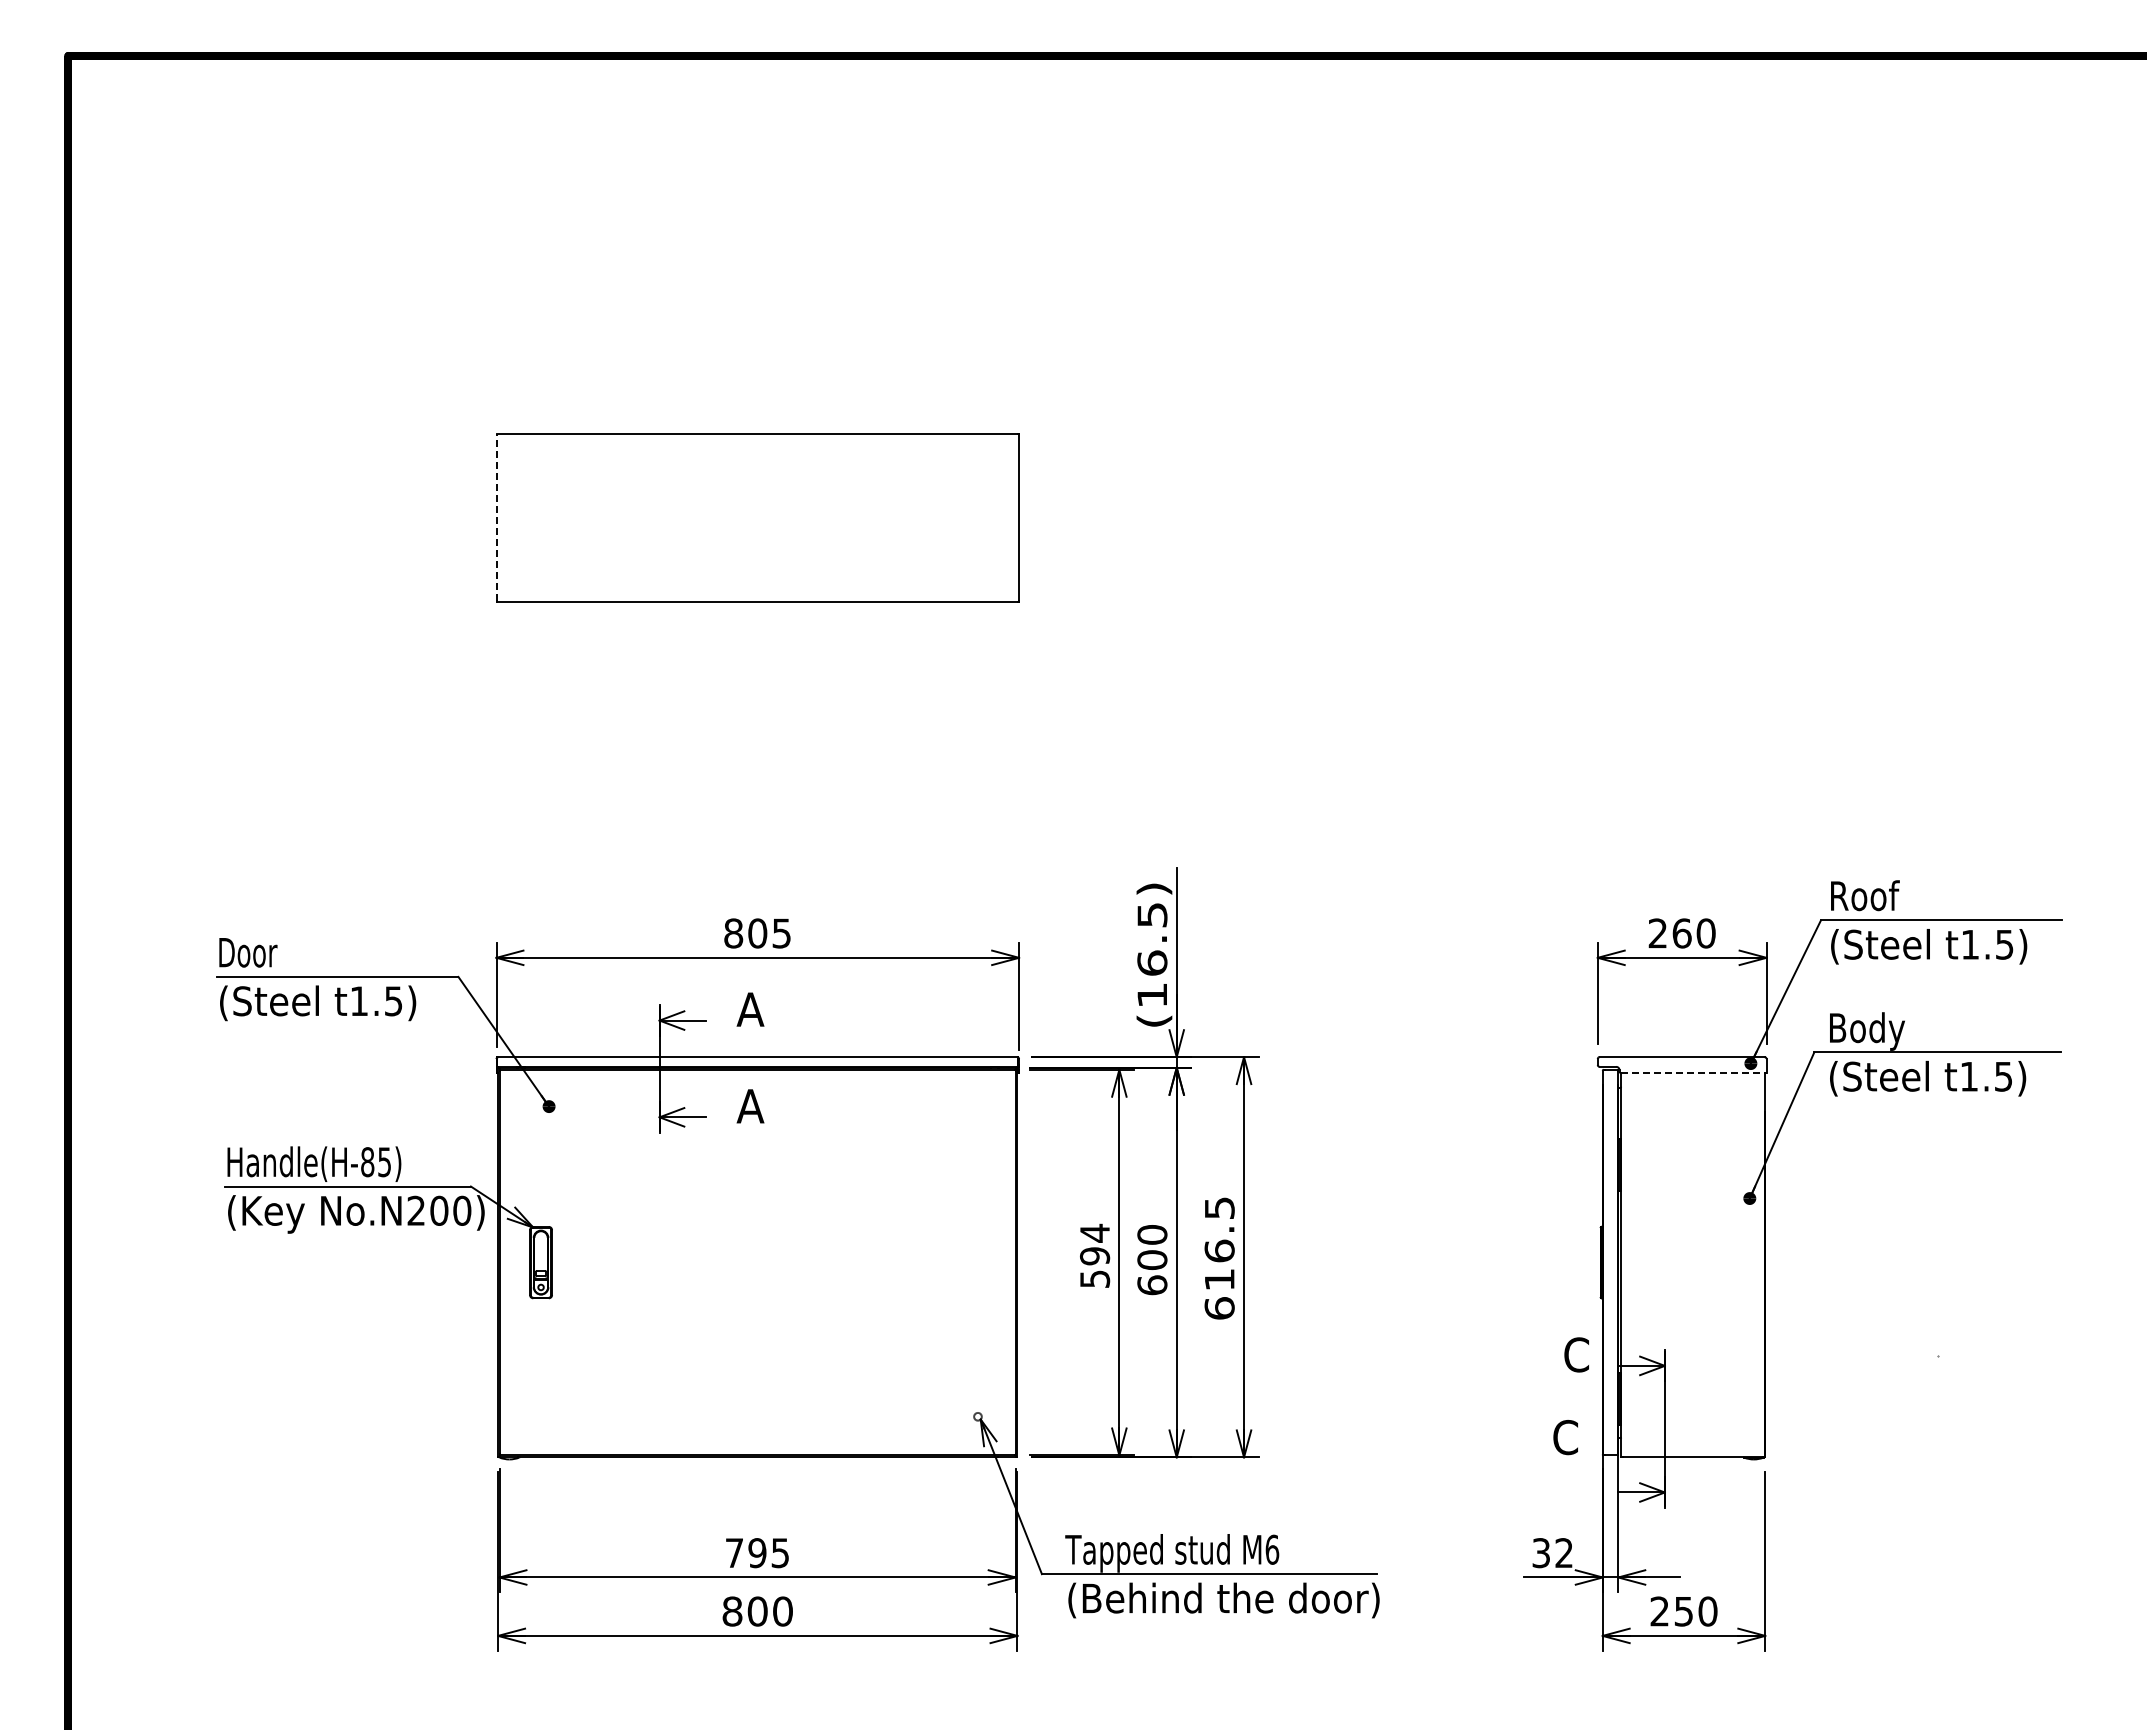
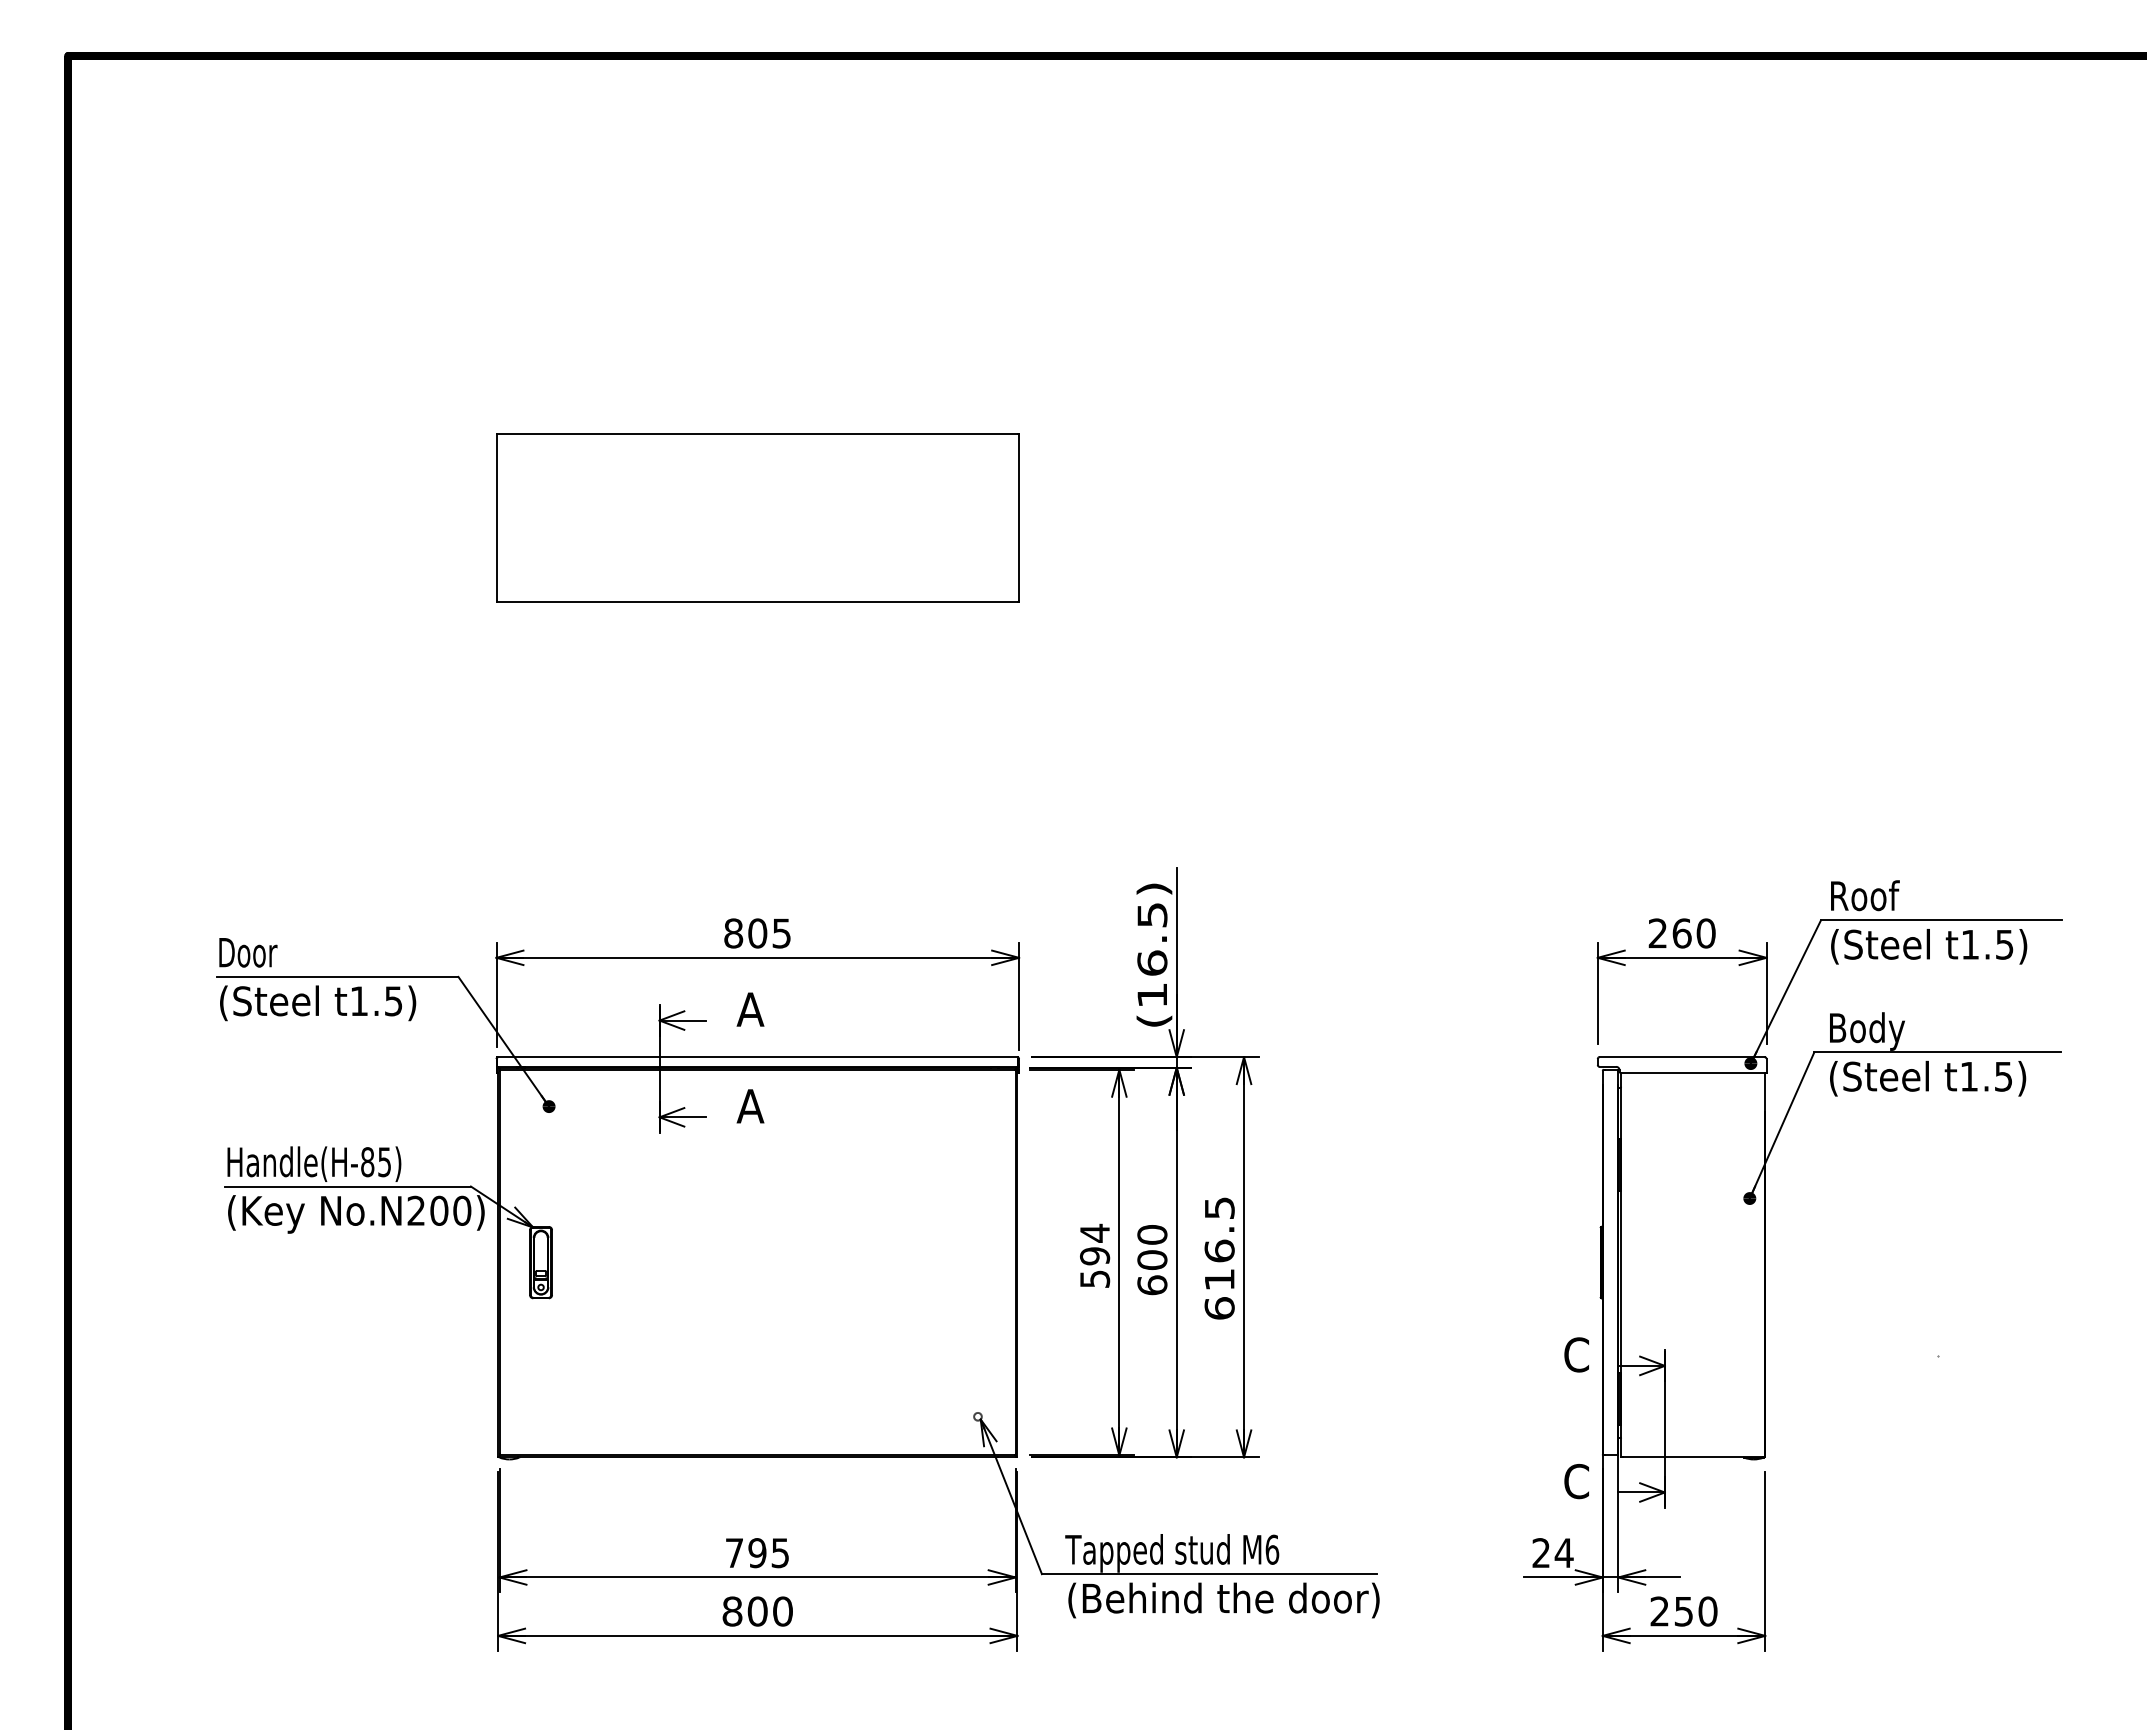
line: dashed -> solid (496, 517)
line: dashed -> solid (1694, 1073)
text position: (1565, 1437) -> (1576, 1481) (1576, 1481)
text: 32 -> 24 (1552, 1553)
